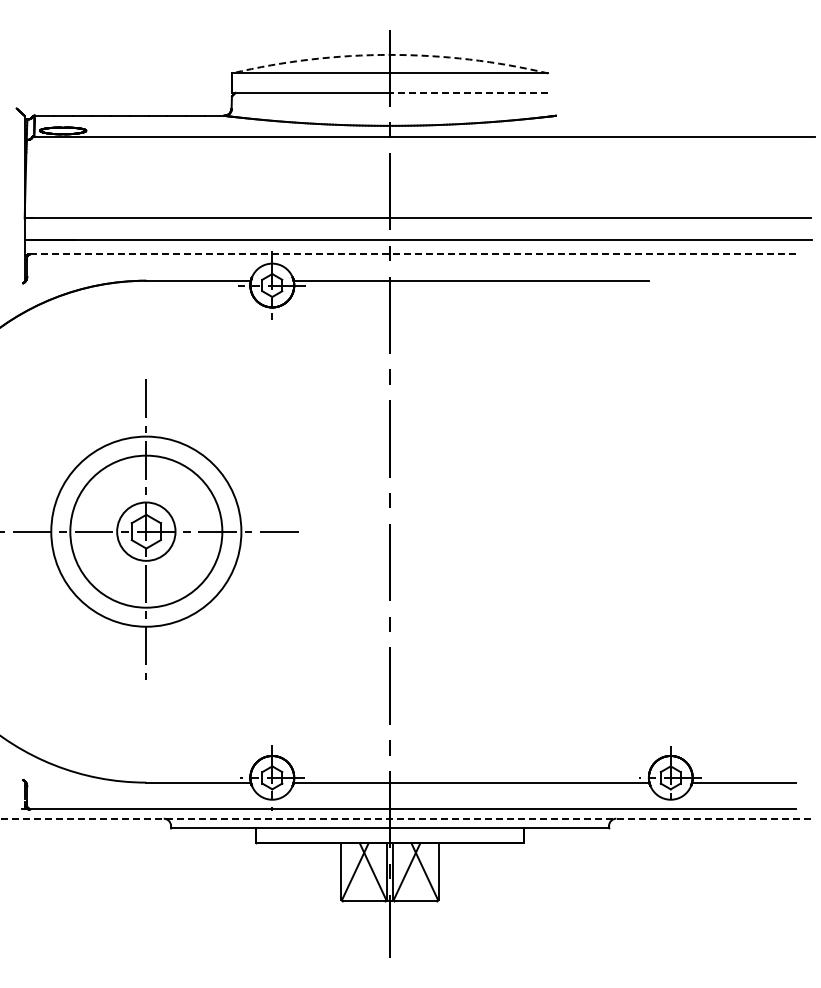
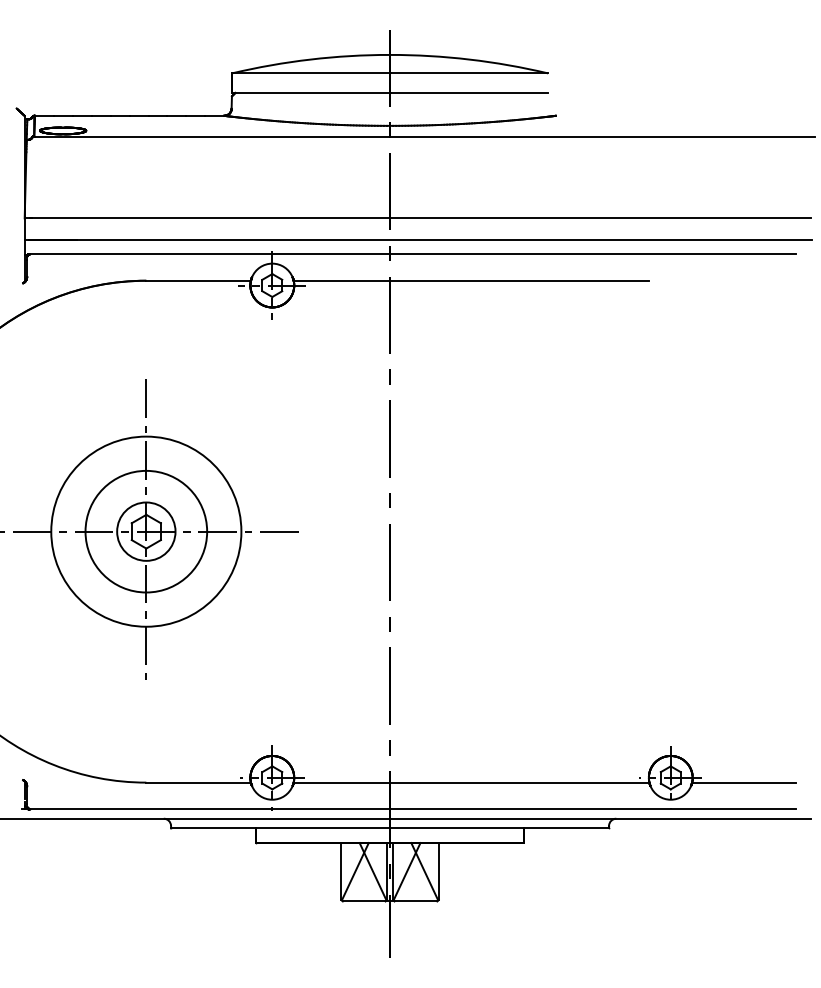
arc: dashed -> solid (390, 54)
line: dashed -> solid (469, 92)
line: dashed -> solid (413, 254)
circle diameter: 152 px -> 122 px (146, 531)
line: dashed -> solid (405, 818)
